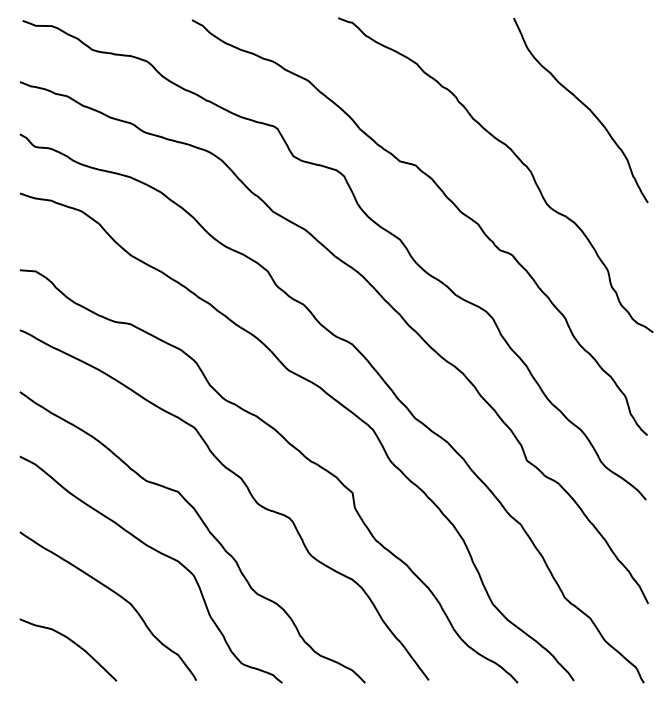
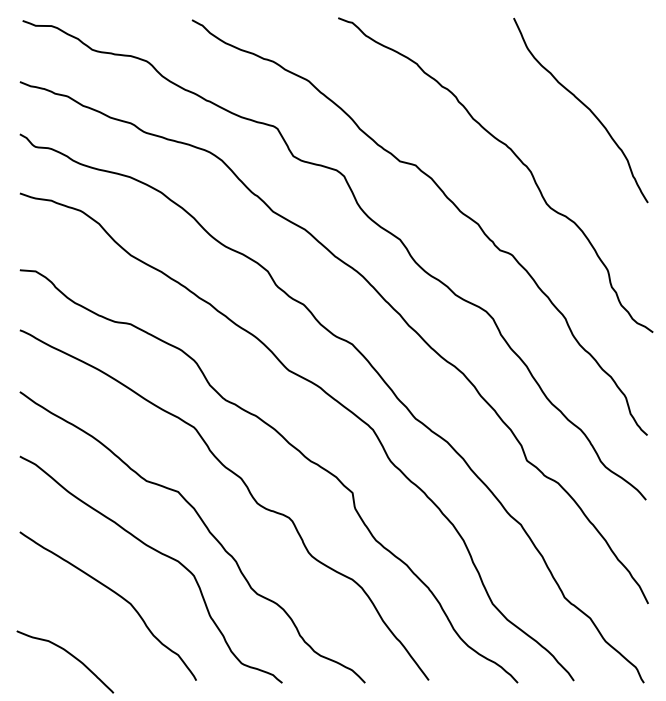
curve position: (73, 643) -> (70, 655) (70, 655)
